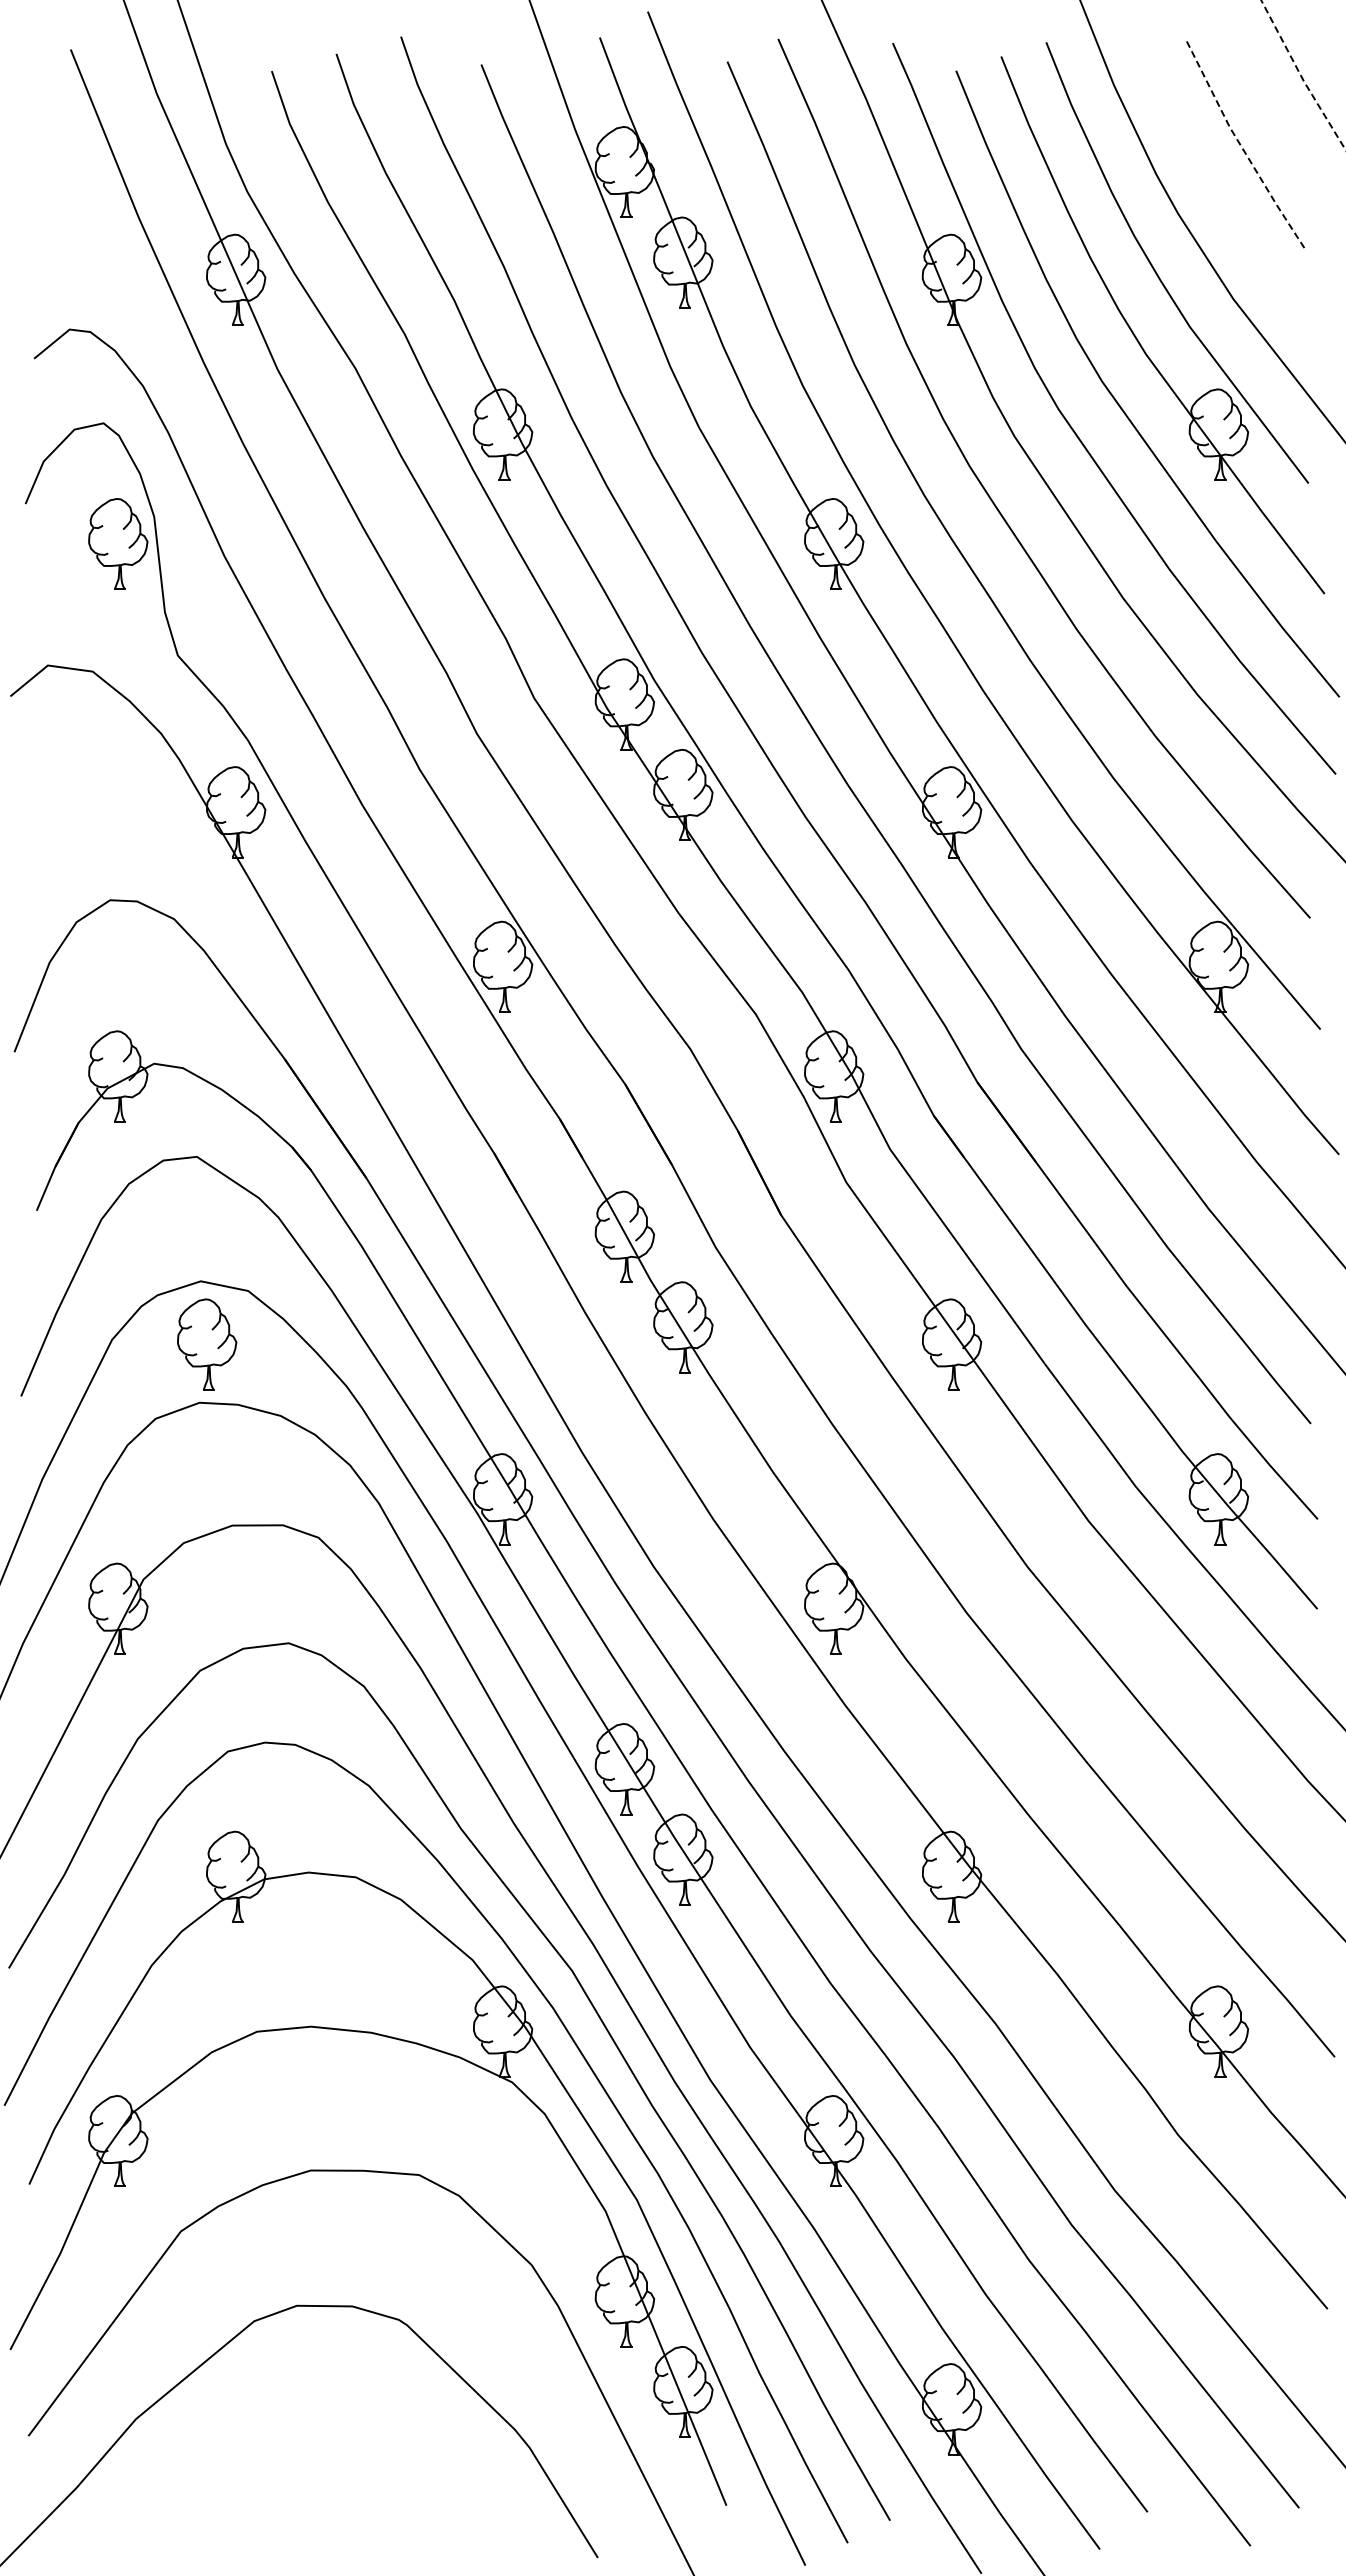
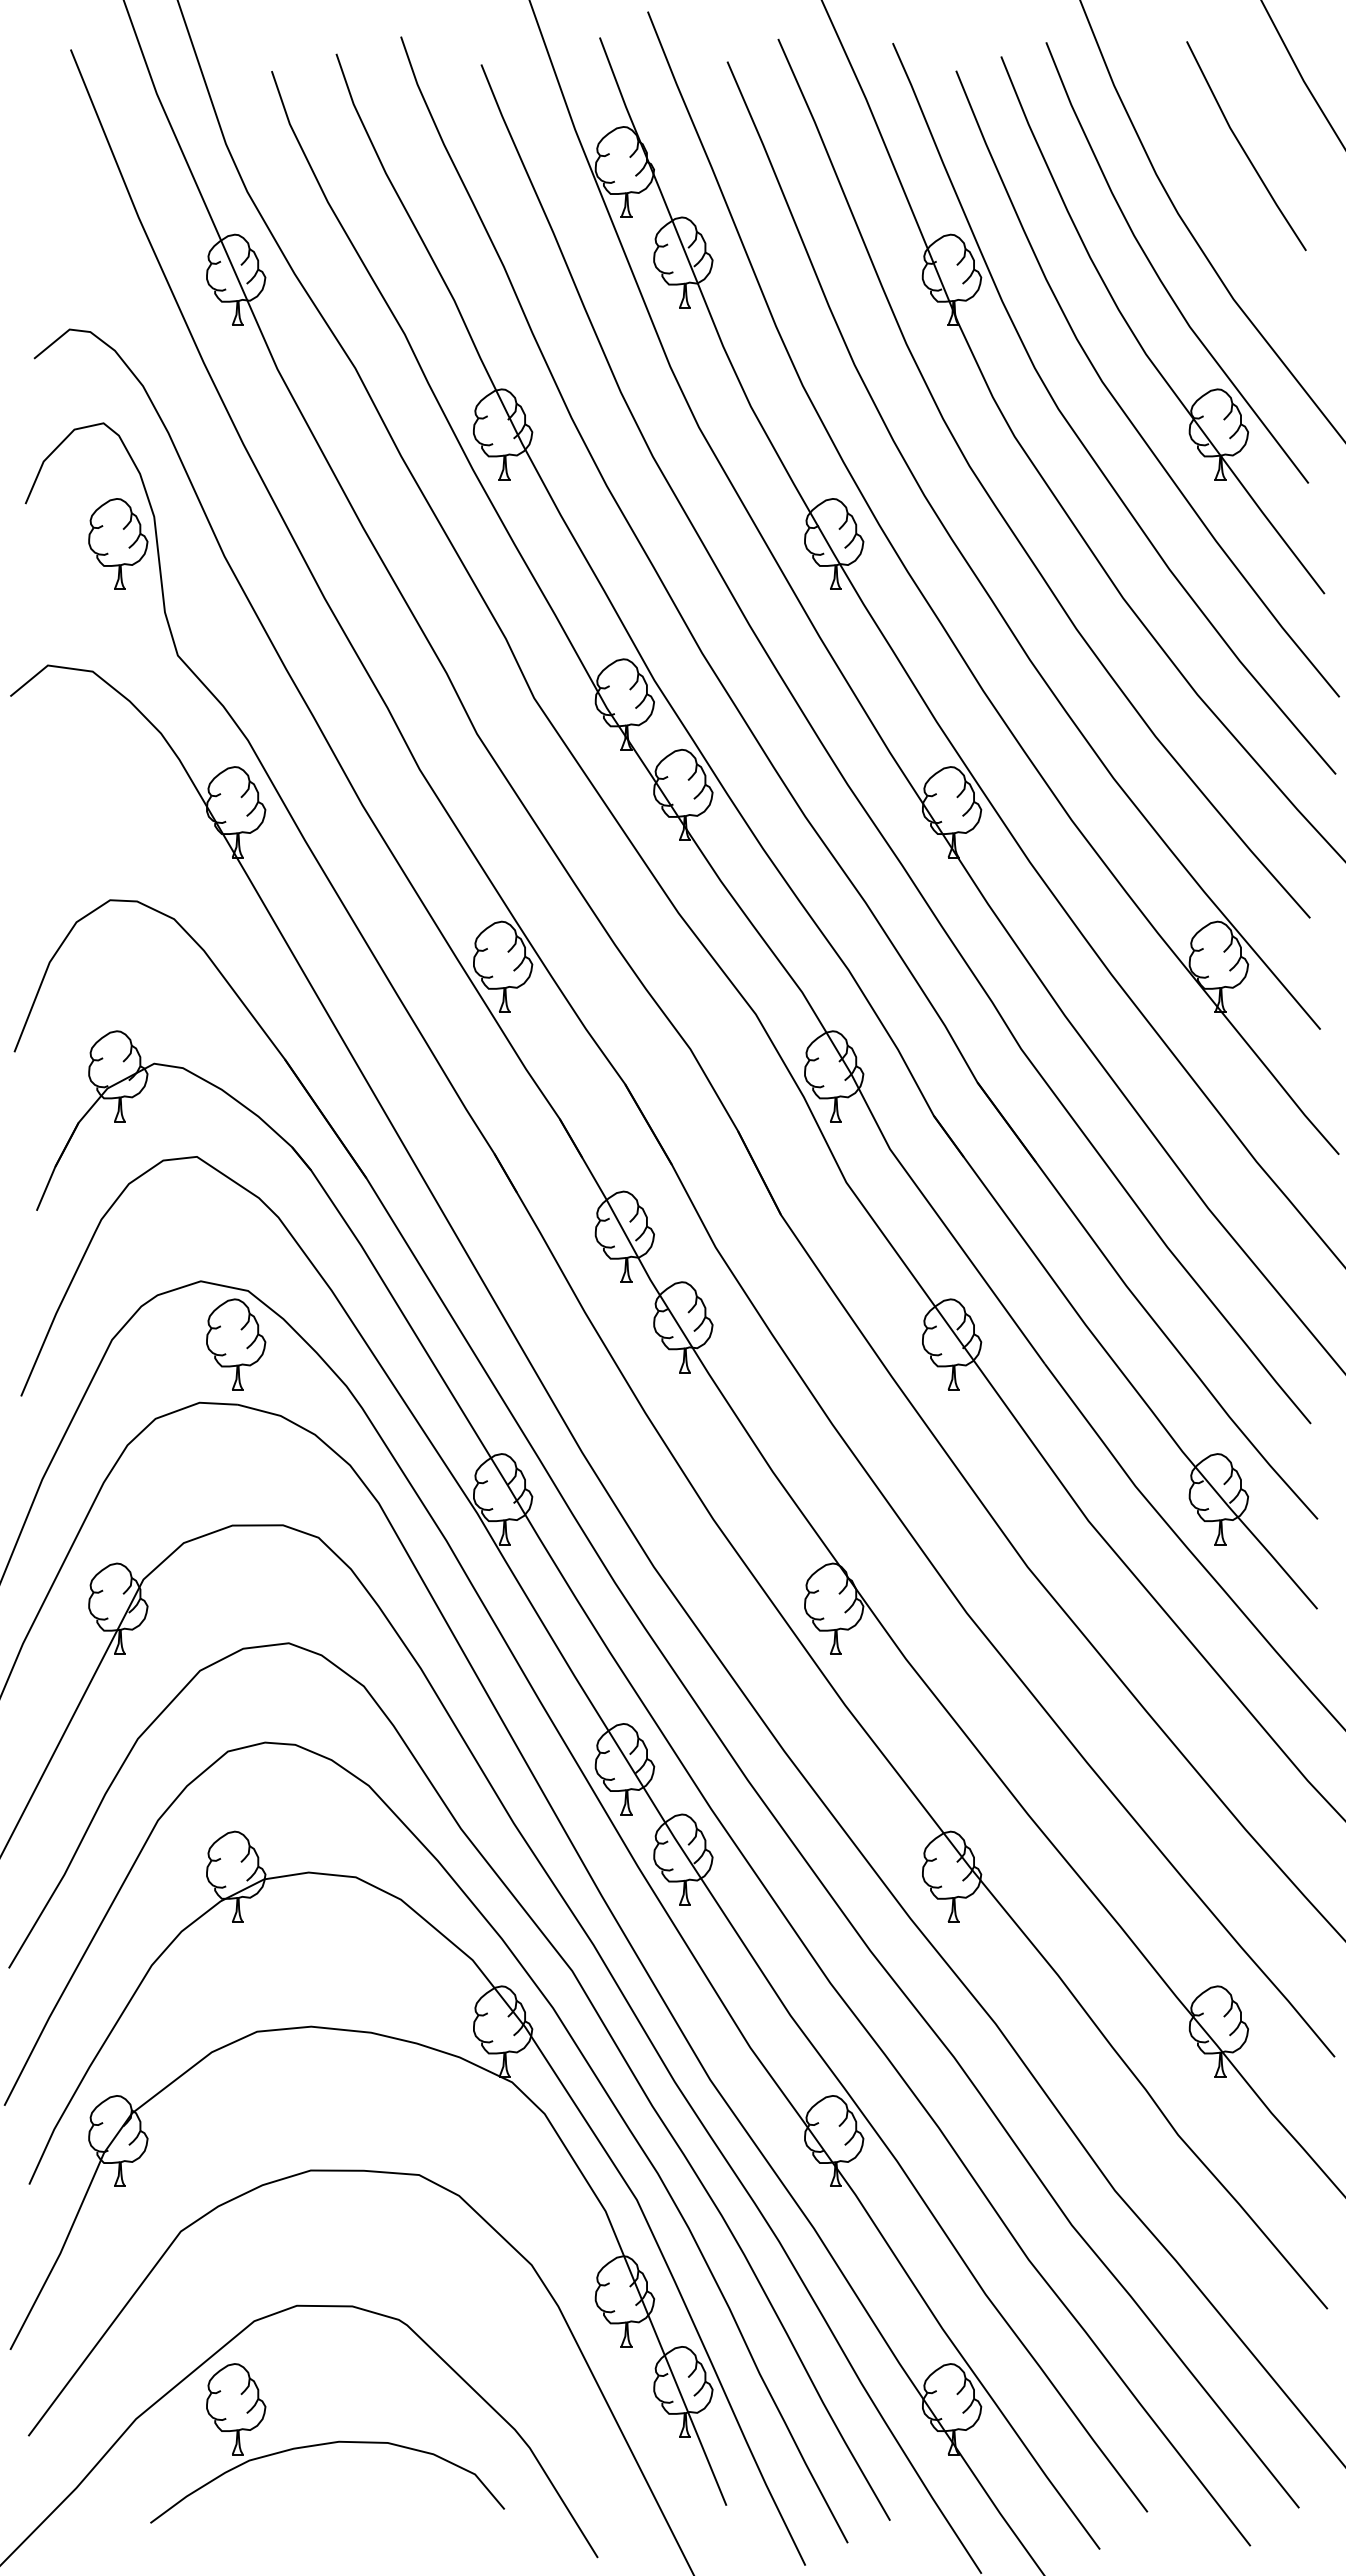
line: dashed -> solid (1302, 77)
line: dashed -> solid (1242, 148)
part position: (207, 1344) -> (236, 1344) (236, 1344)
part: none -> present (327, 2443)
